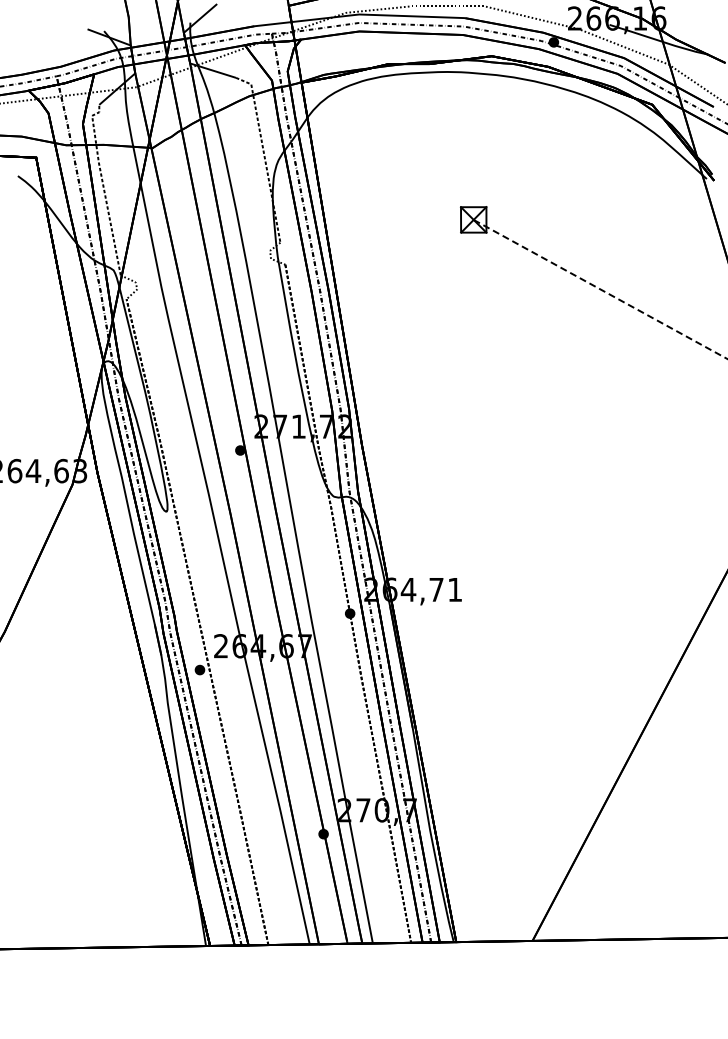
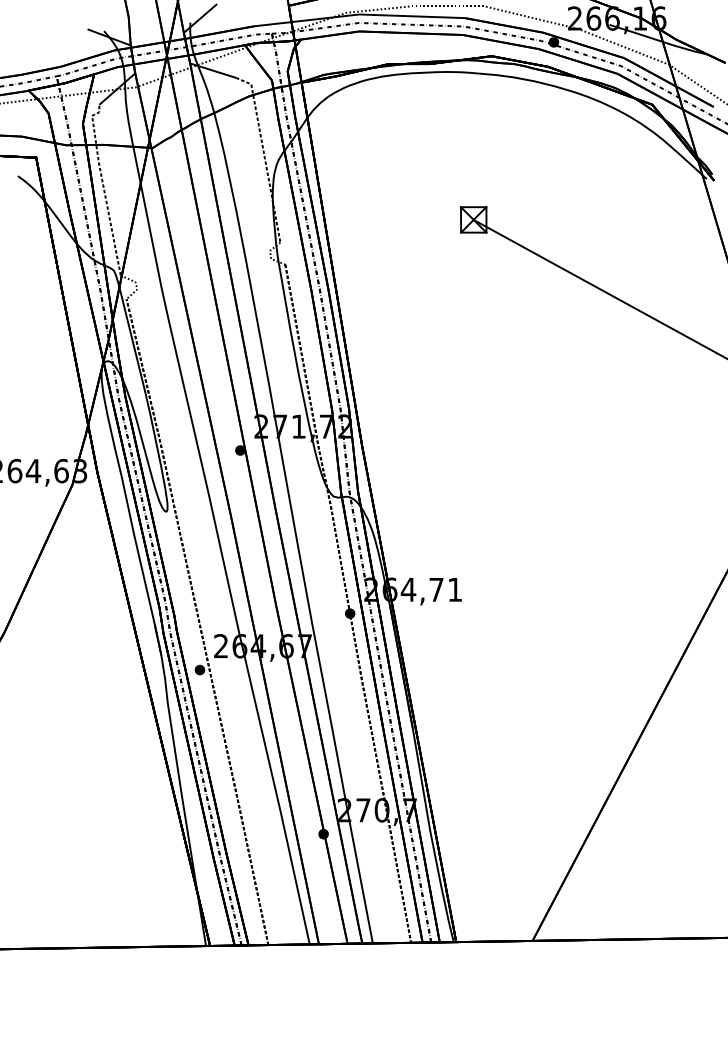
line: dashed -> solid (600, 289)
